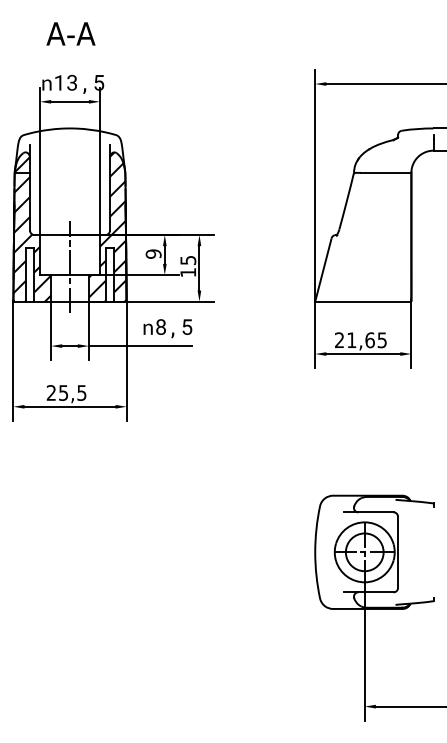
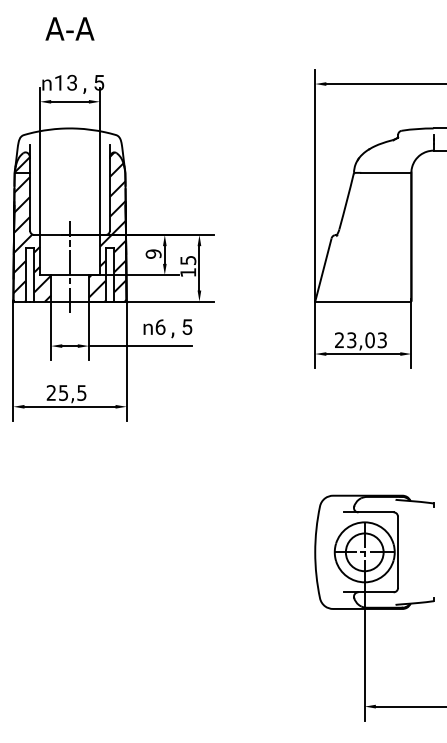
text position: (70, 33) -> (69, 28) (69, 28)
text: 8,5 -> 6,5 (160, 326)
text: 21,65 -> 23,03 (366, 340)
